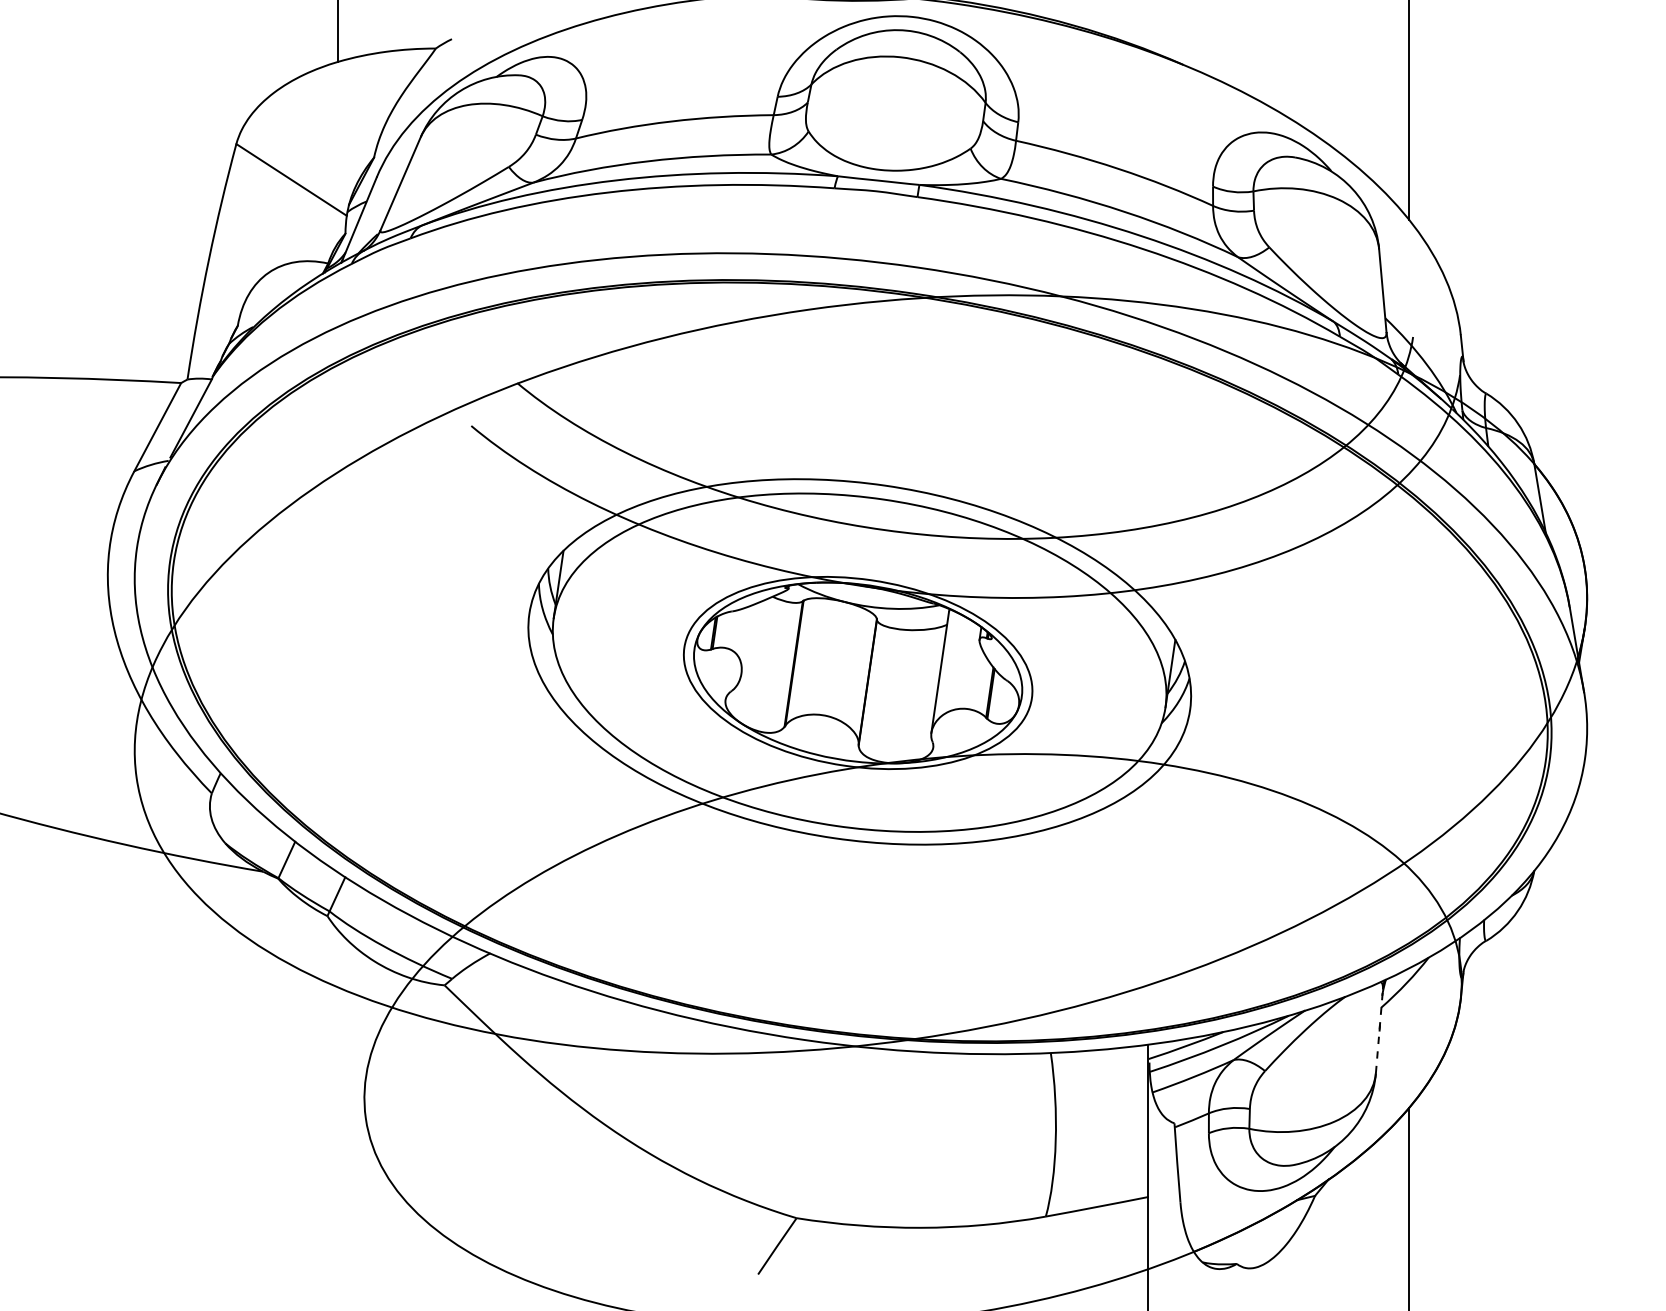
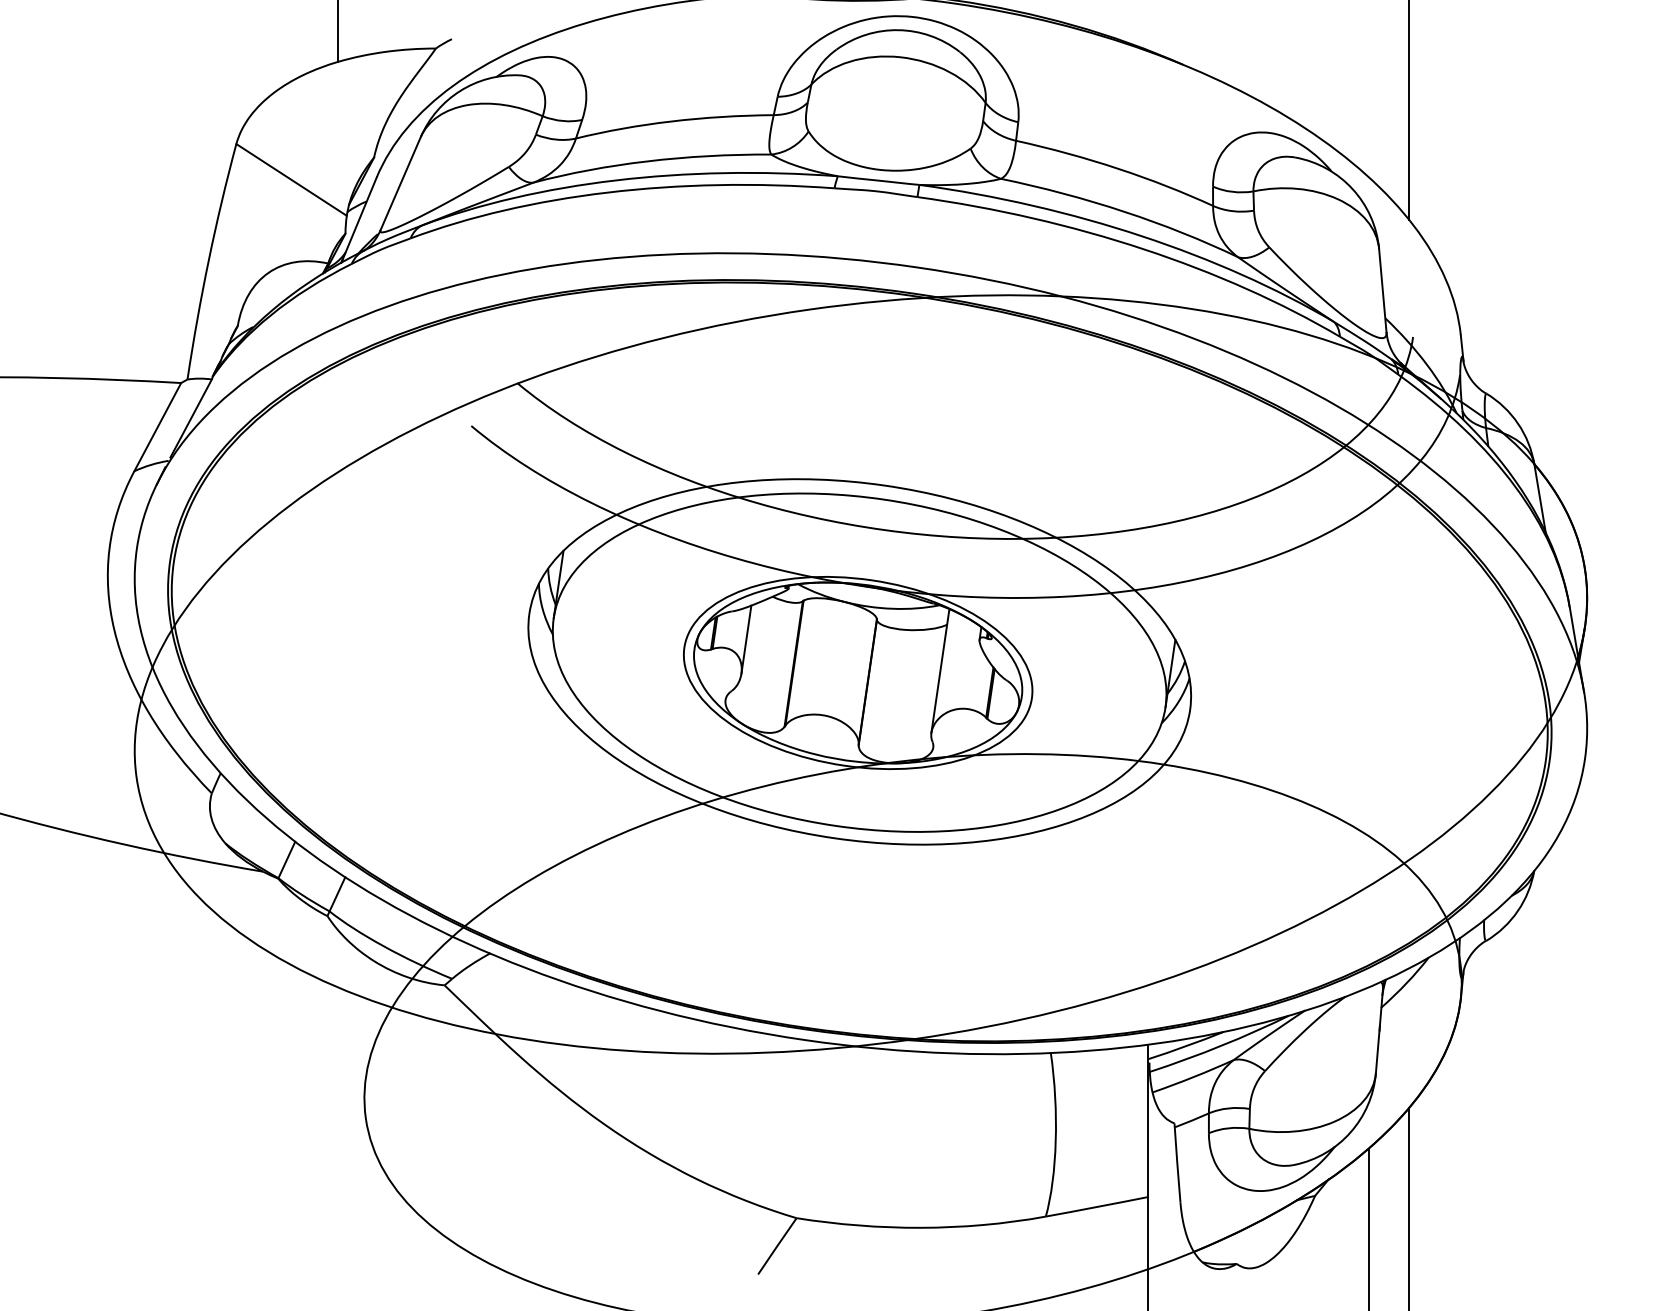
line: none -> present (746, 639)
line: dashed -> solid (1379, 1031)
line: none -> present (1368, 1227)
